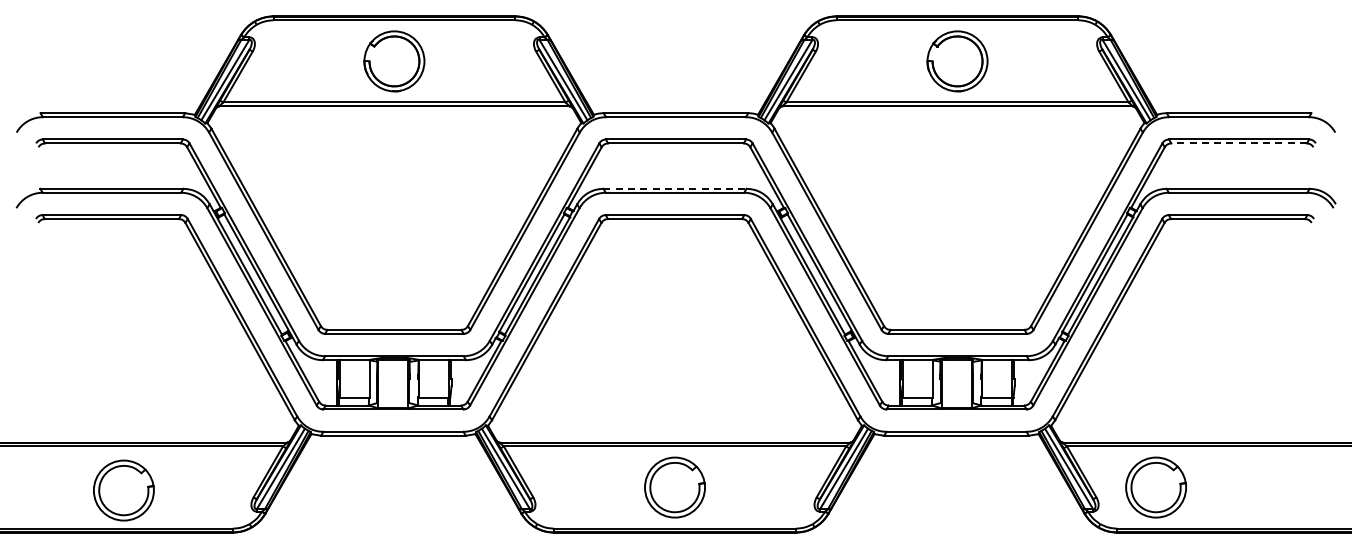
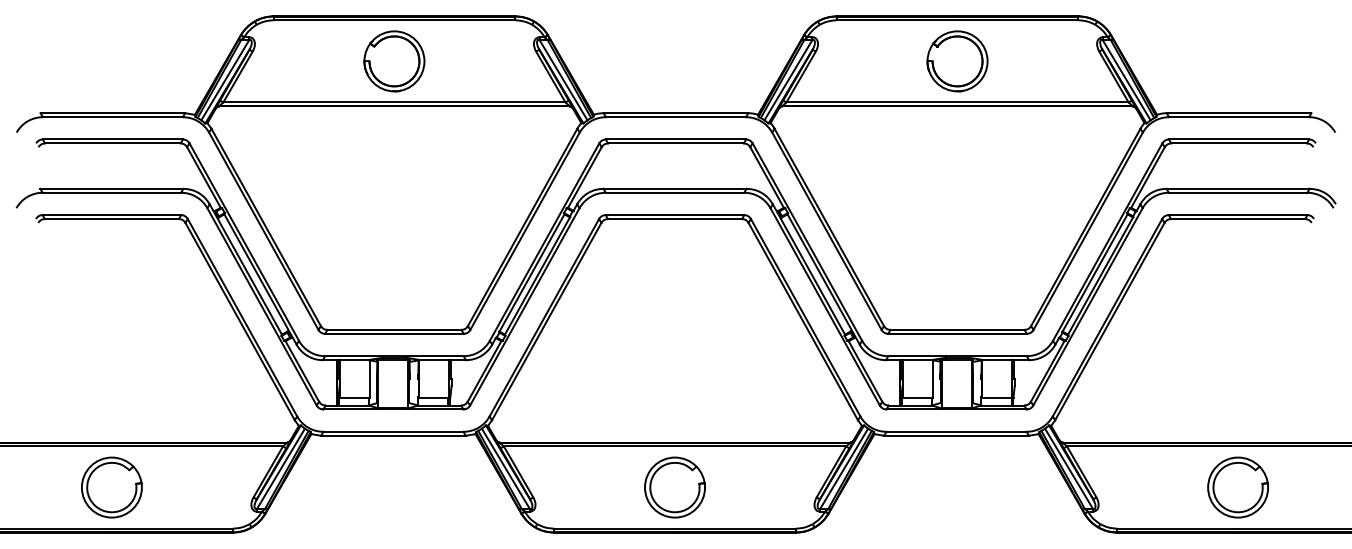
line: dashed -> solid (1239, 143)
line: dashed -> solid (675, 188)
part position: (1155, 487) -> (1237, 487) (1237, 487)
part position: (123, 490) -> (111, 487) (111, 487)
